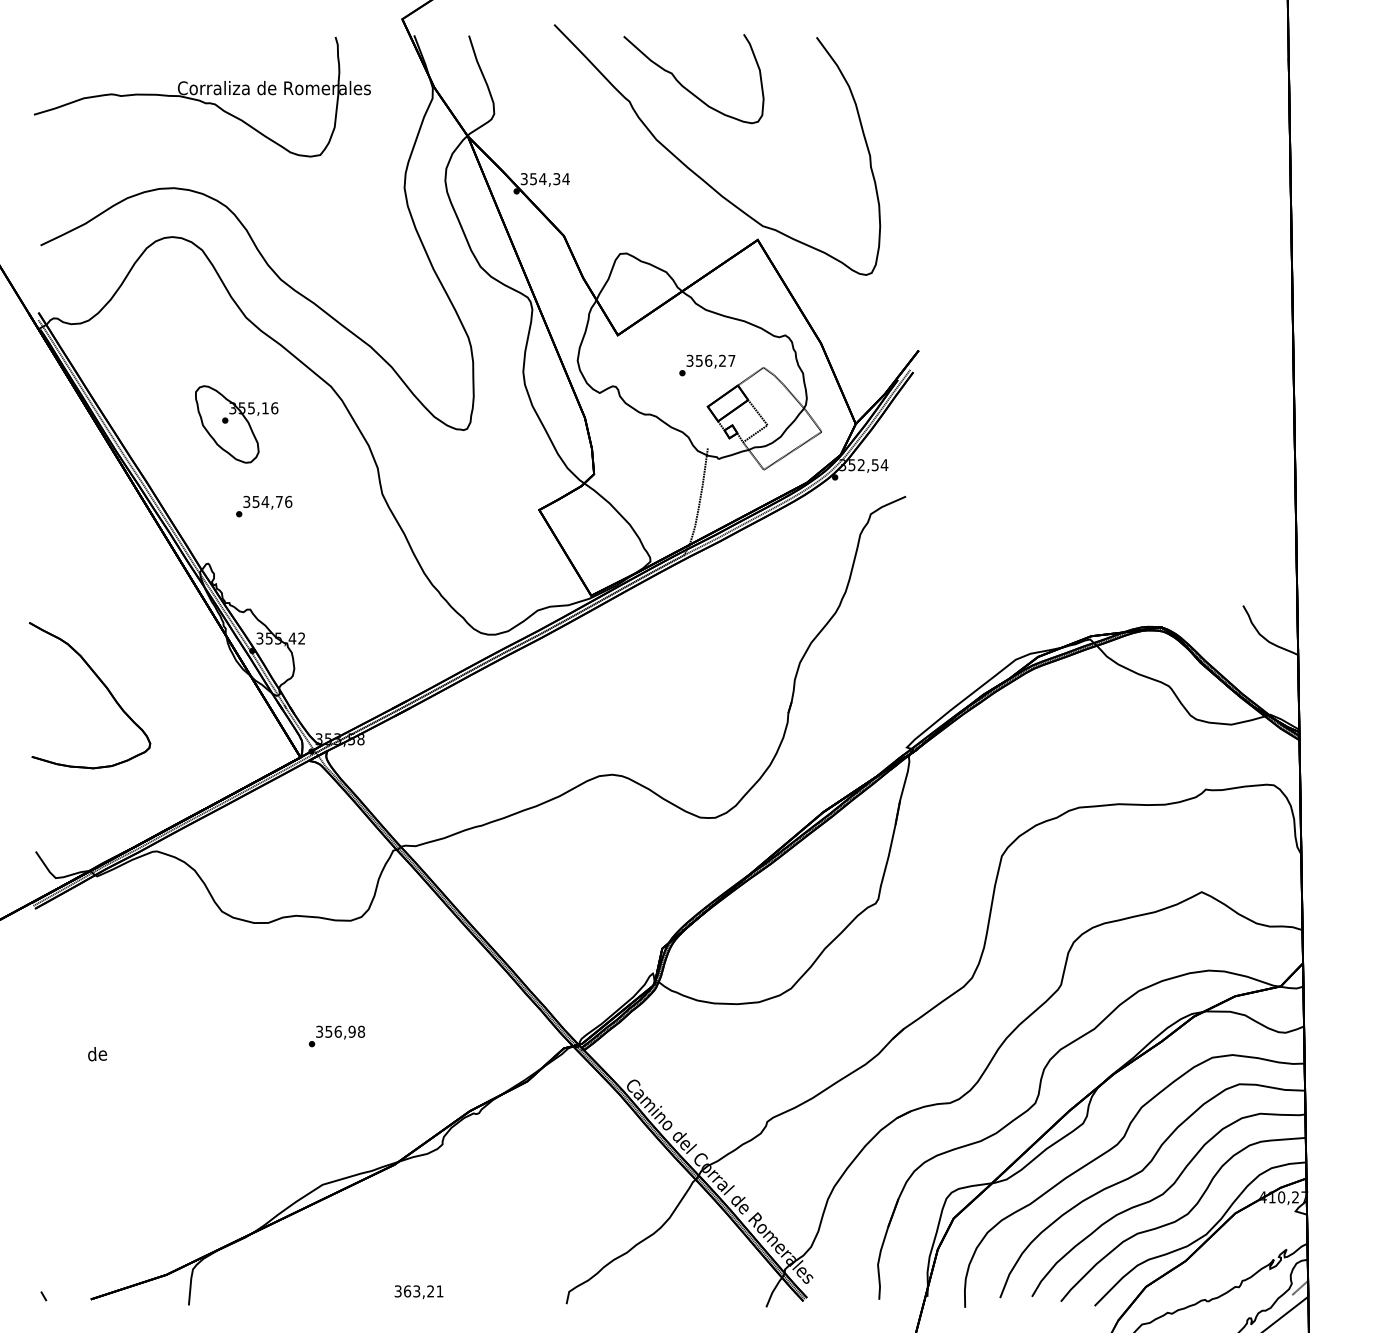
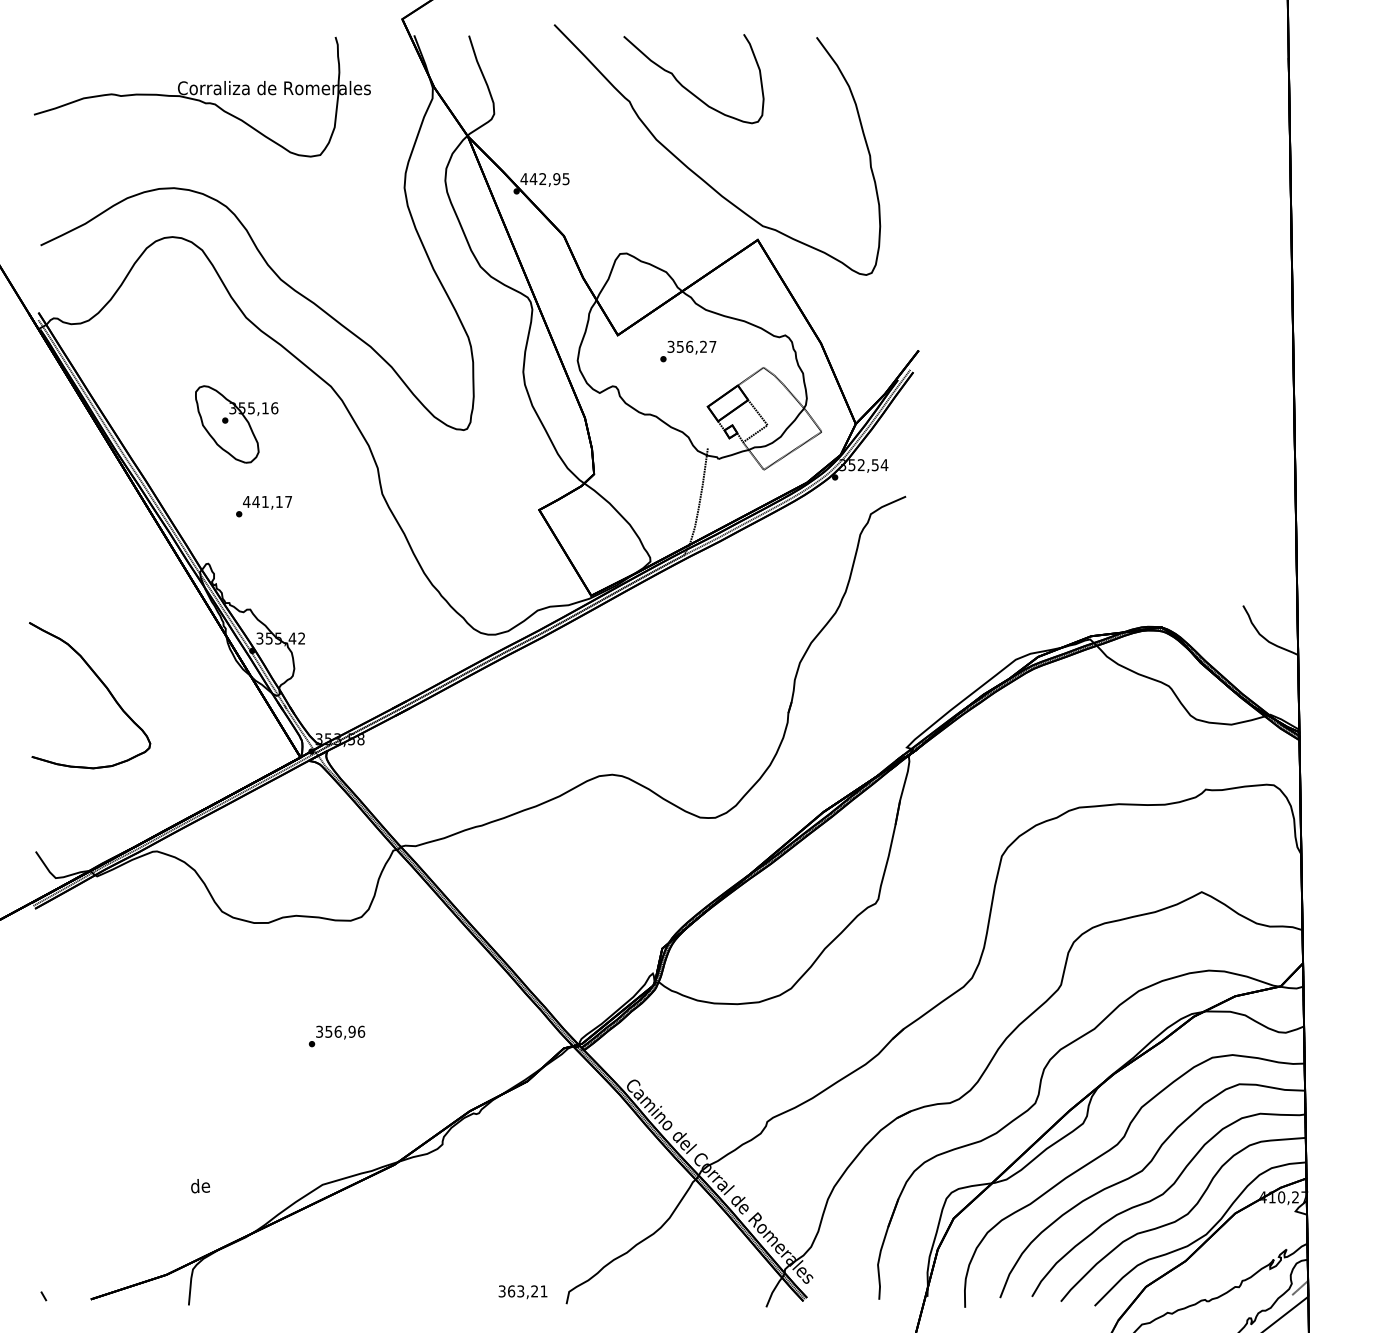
text: 354,34 -> 442,95 (544, 179)
text position: (707, 365) -> (688, 351) (688, 351)
text: 354,76 -> 441,17 (267, 501)
text: 356,98 -> 356,96 (361, 1031)
text position: (97, 1054) -> (200, 1186) (200, 1186)
text position: (418, 1292) -> (522, 1292) (522, 1292)
